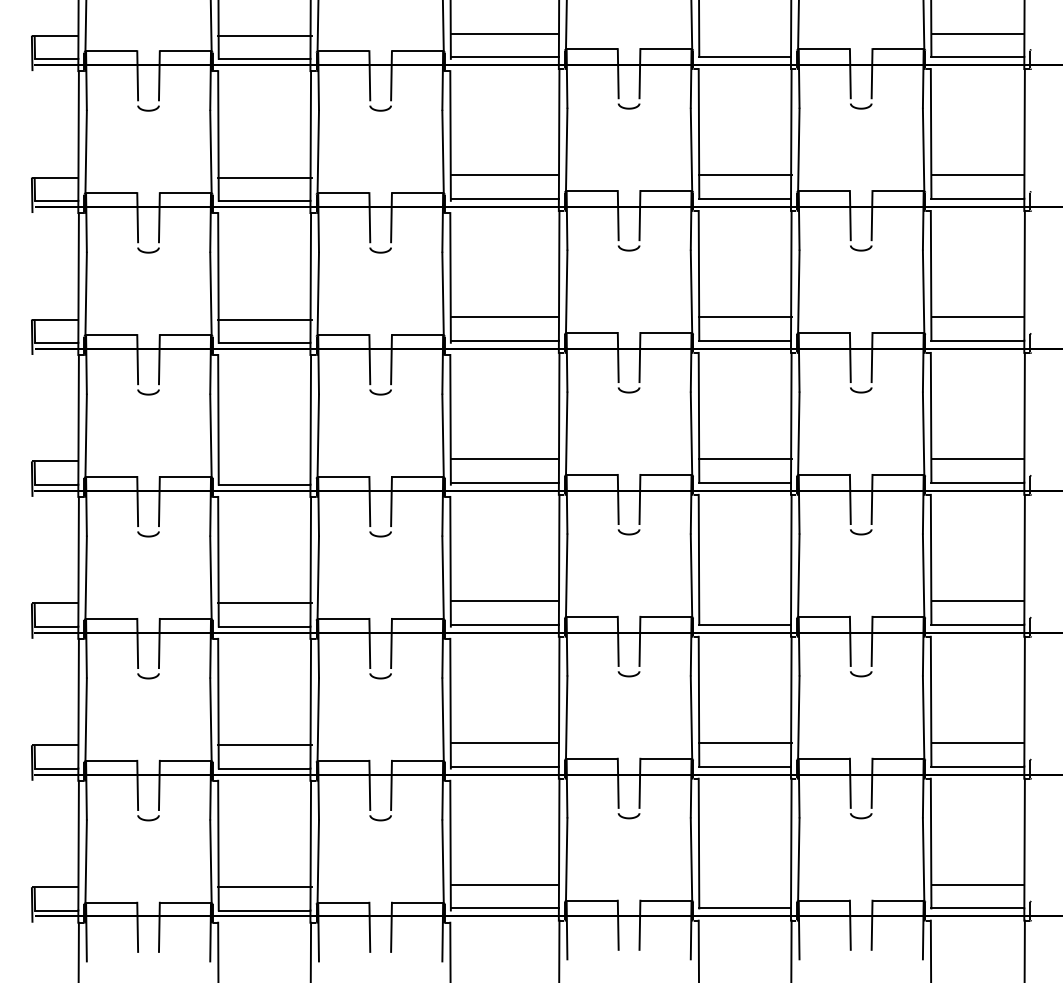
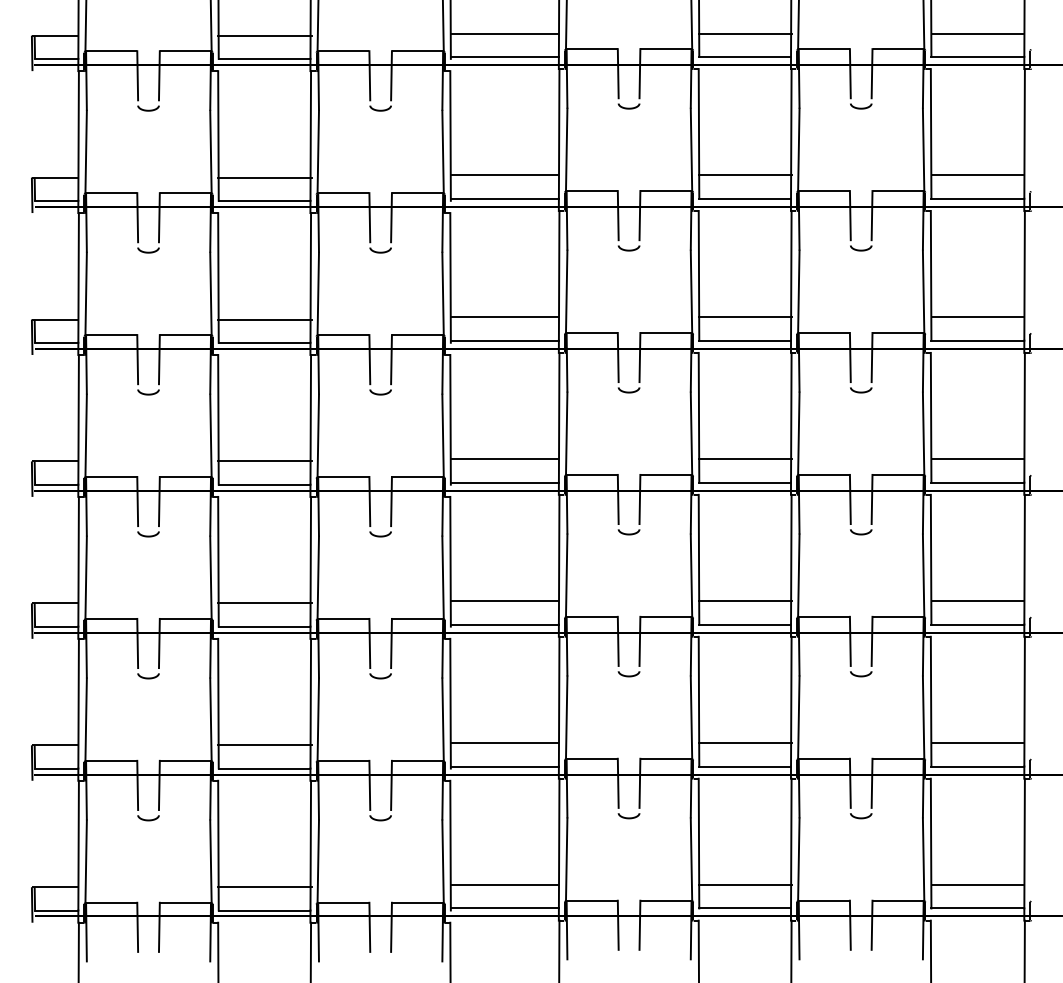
line: none -> present (745, 33)
line: none -> present (264, 461)
line: none -> present (745, 601)
line: none -> present (745, 885)
